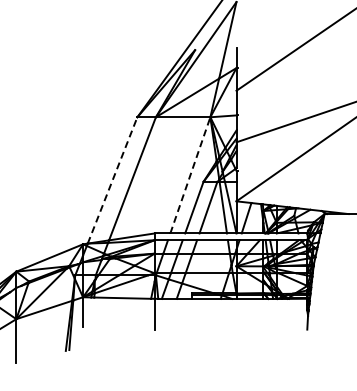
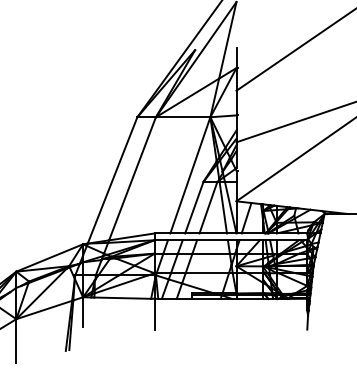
line: dashed -> solid (190, 174)
line: dashed -> solid (112, 180)
